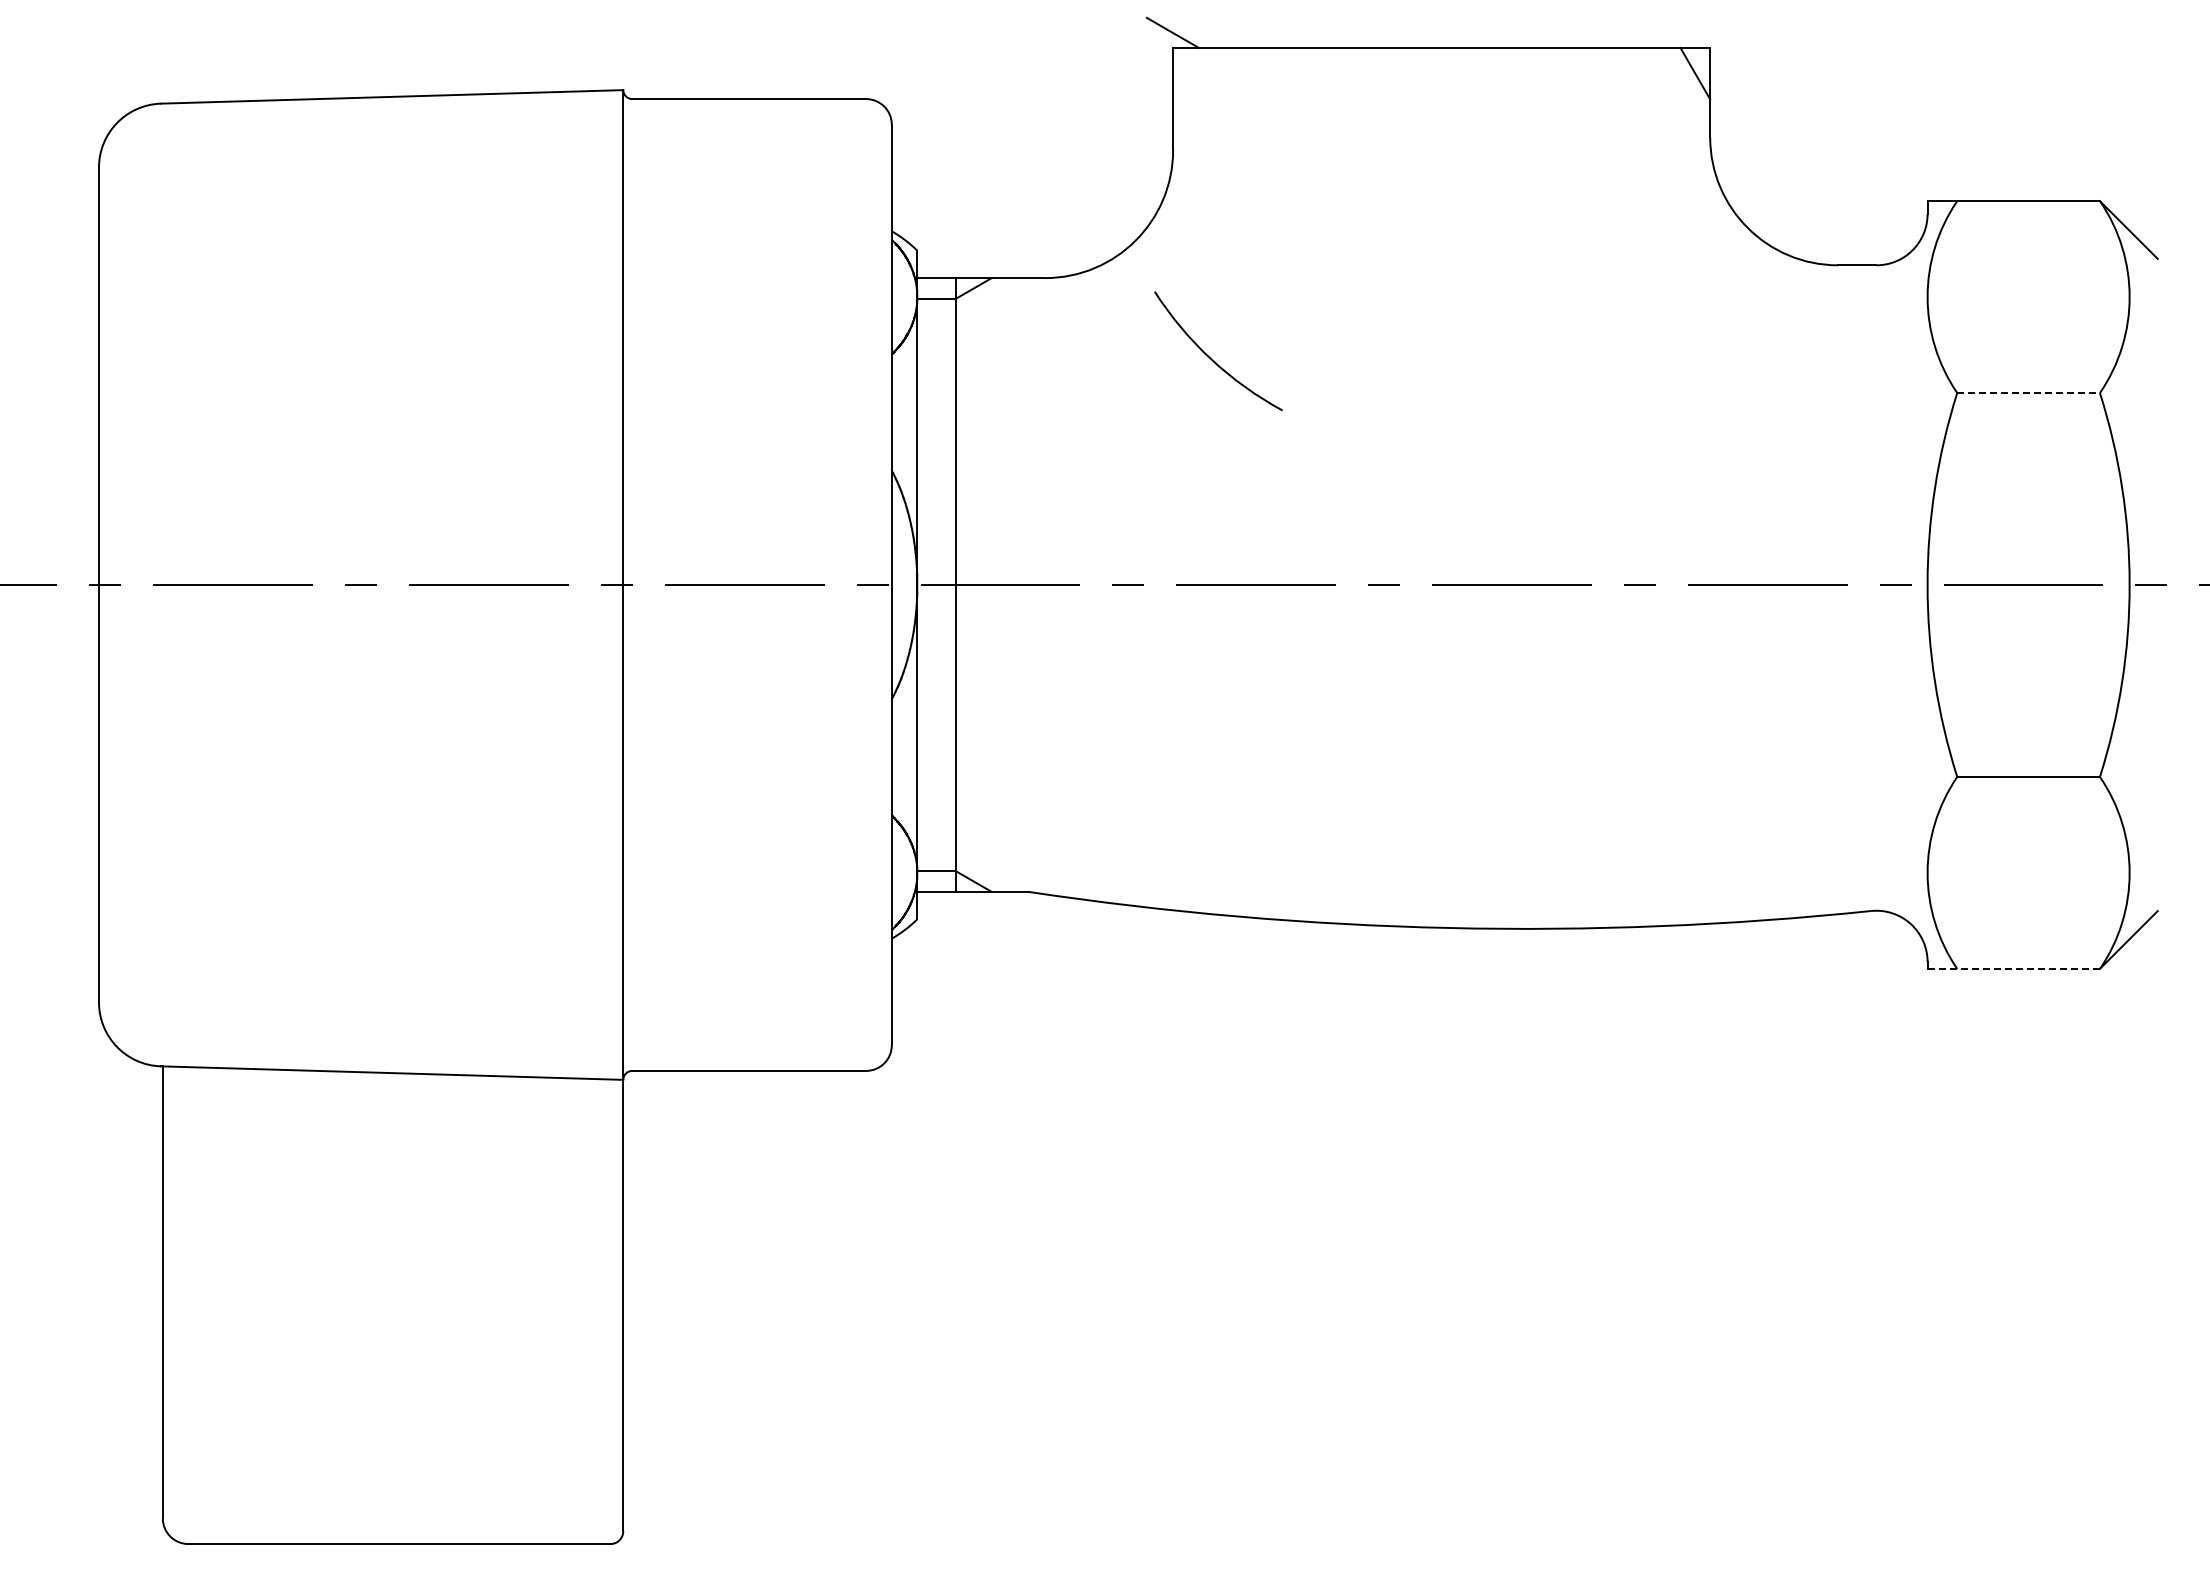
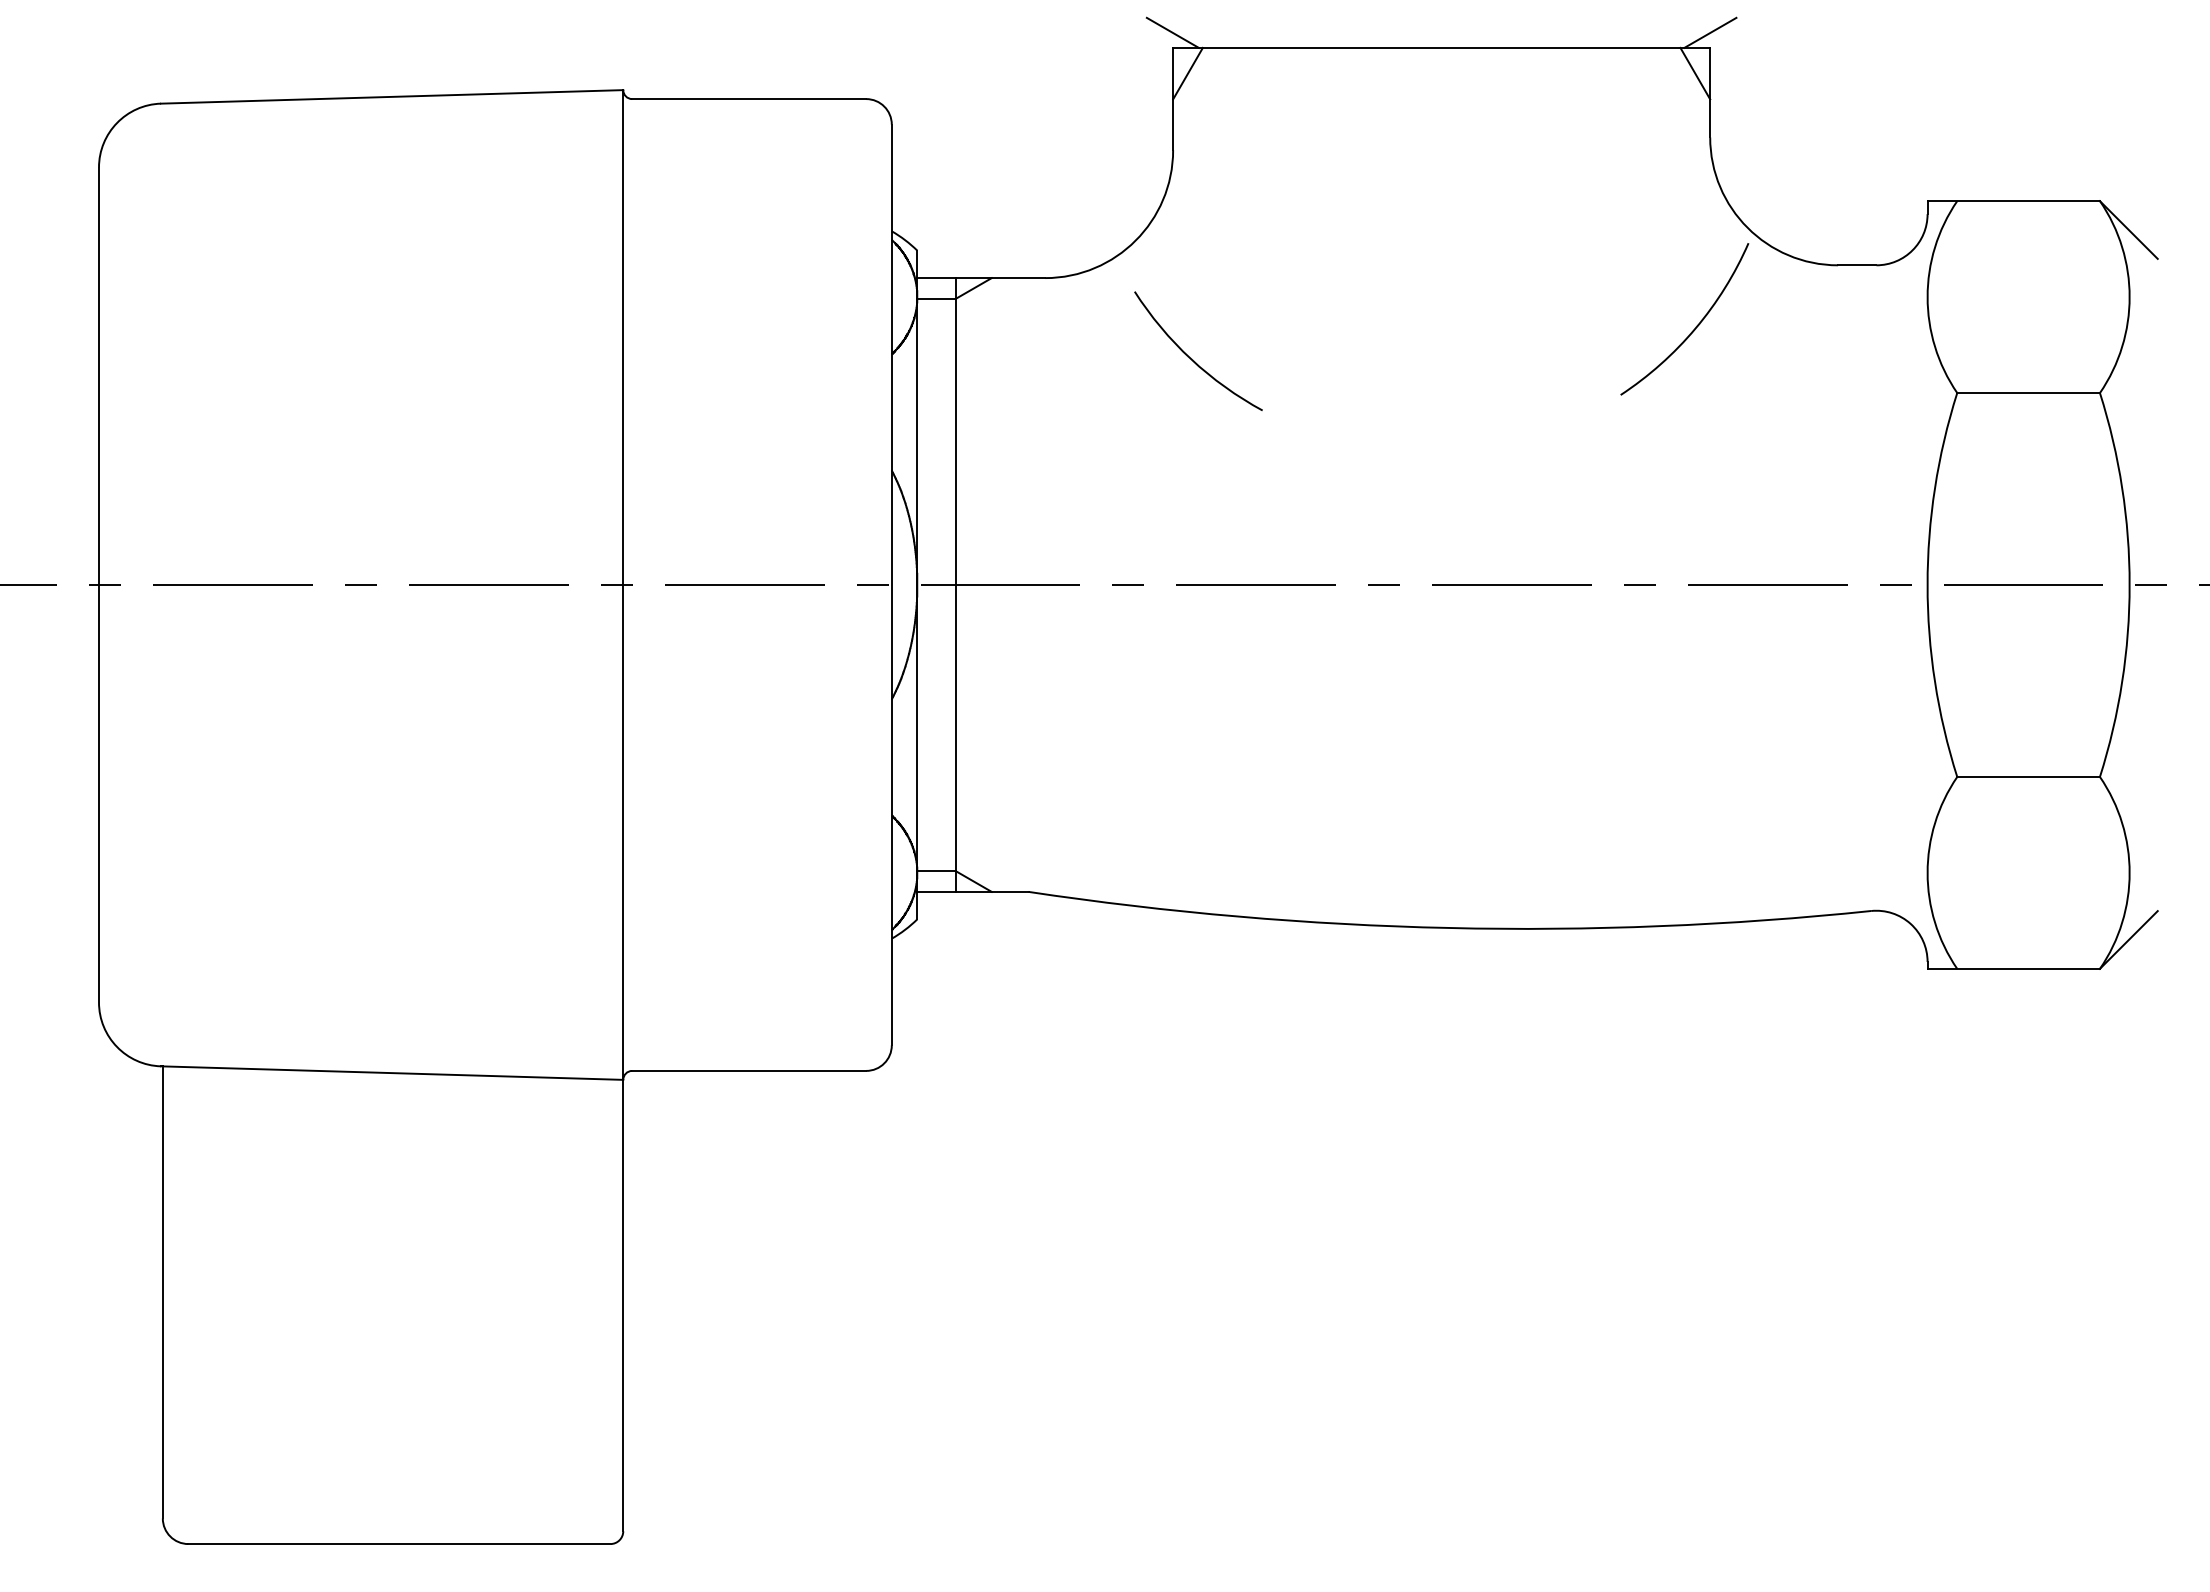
line: none -> present (1710, 32)
line: none -> present (1187, 73)
arc: none -> present (1695, 326)
arc position: (1213, 359) -> (1193, 359) (1193, 359)
line: dashed -> solid (2029, 393)
line: dashed -> solid (2014, 968)
